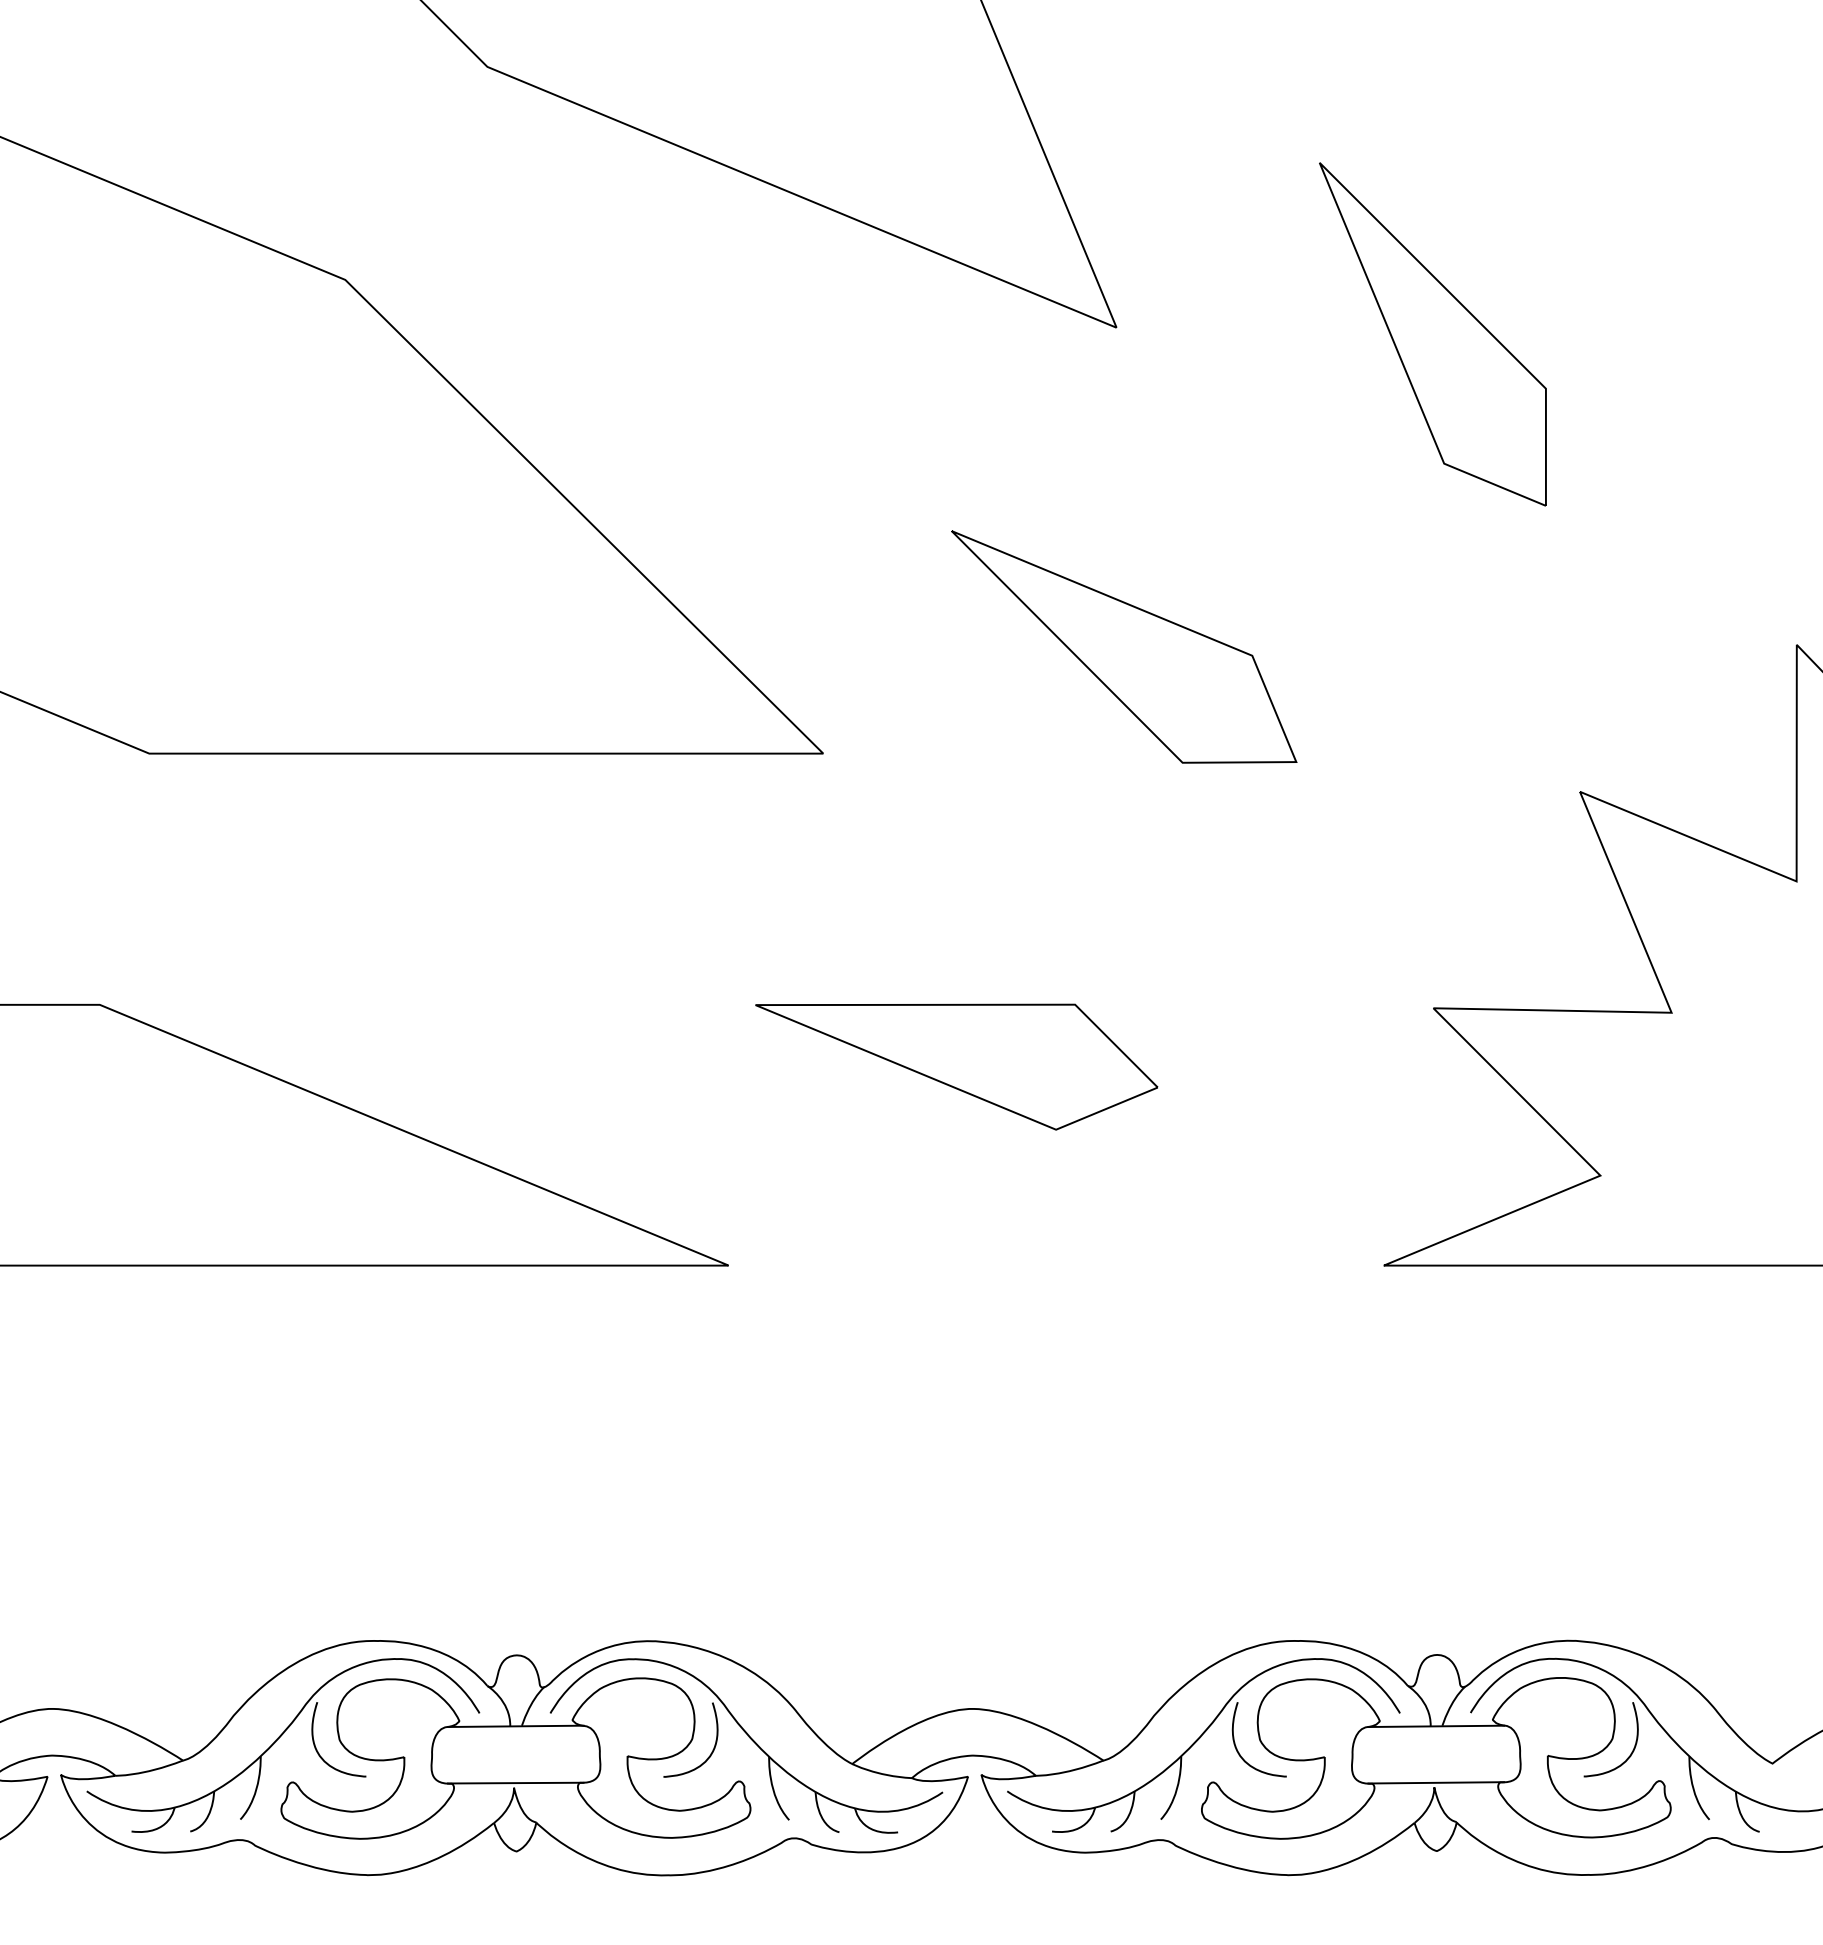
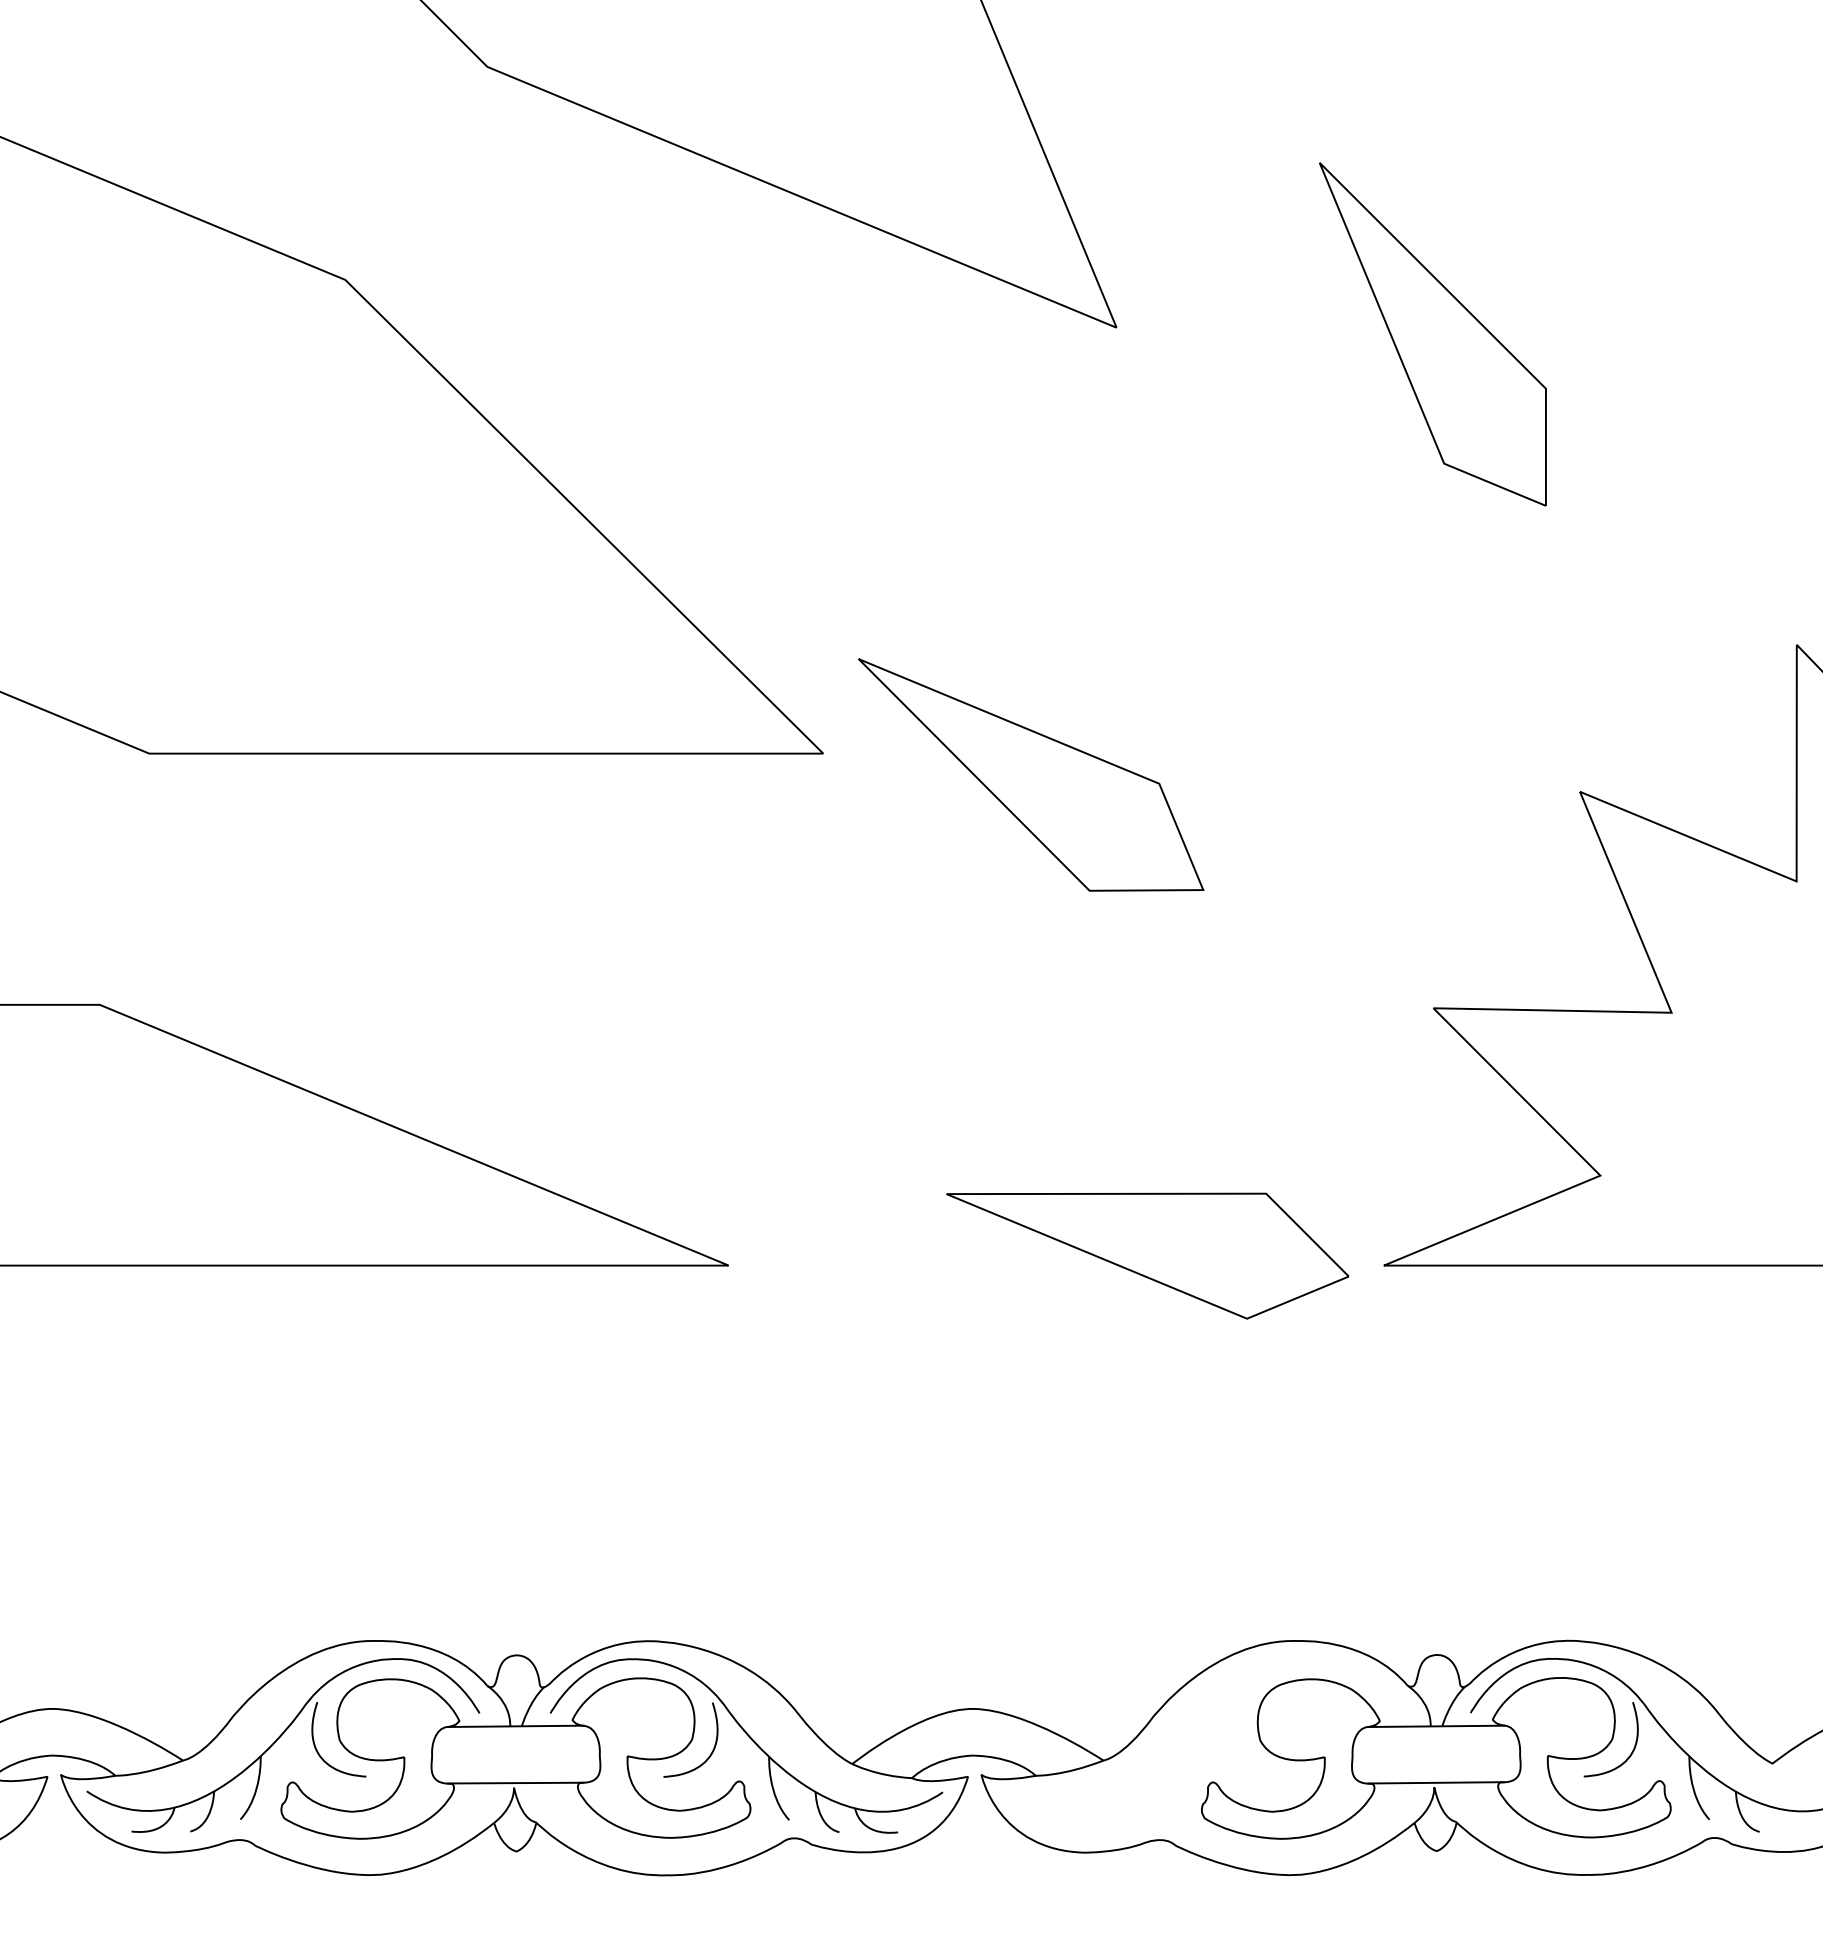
part position: (1124, 646) -> (1031, 774) (1031, 774)
part position: (956, 1066) -> (1147, 1255) (1147, 1255)
part: present -> none (1198, 1740)
